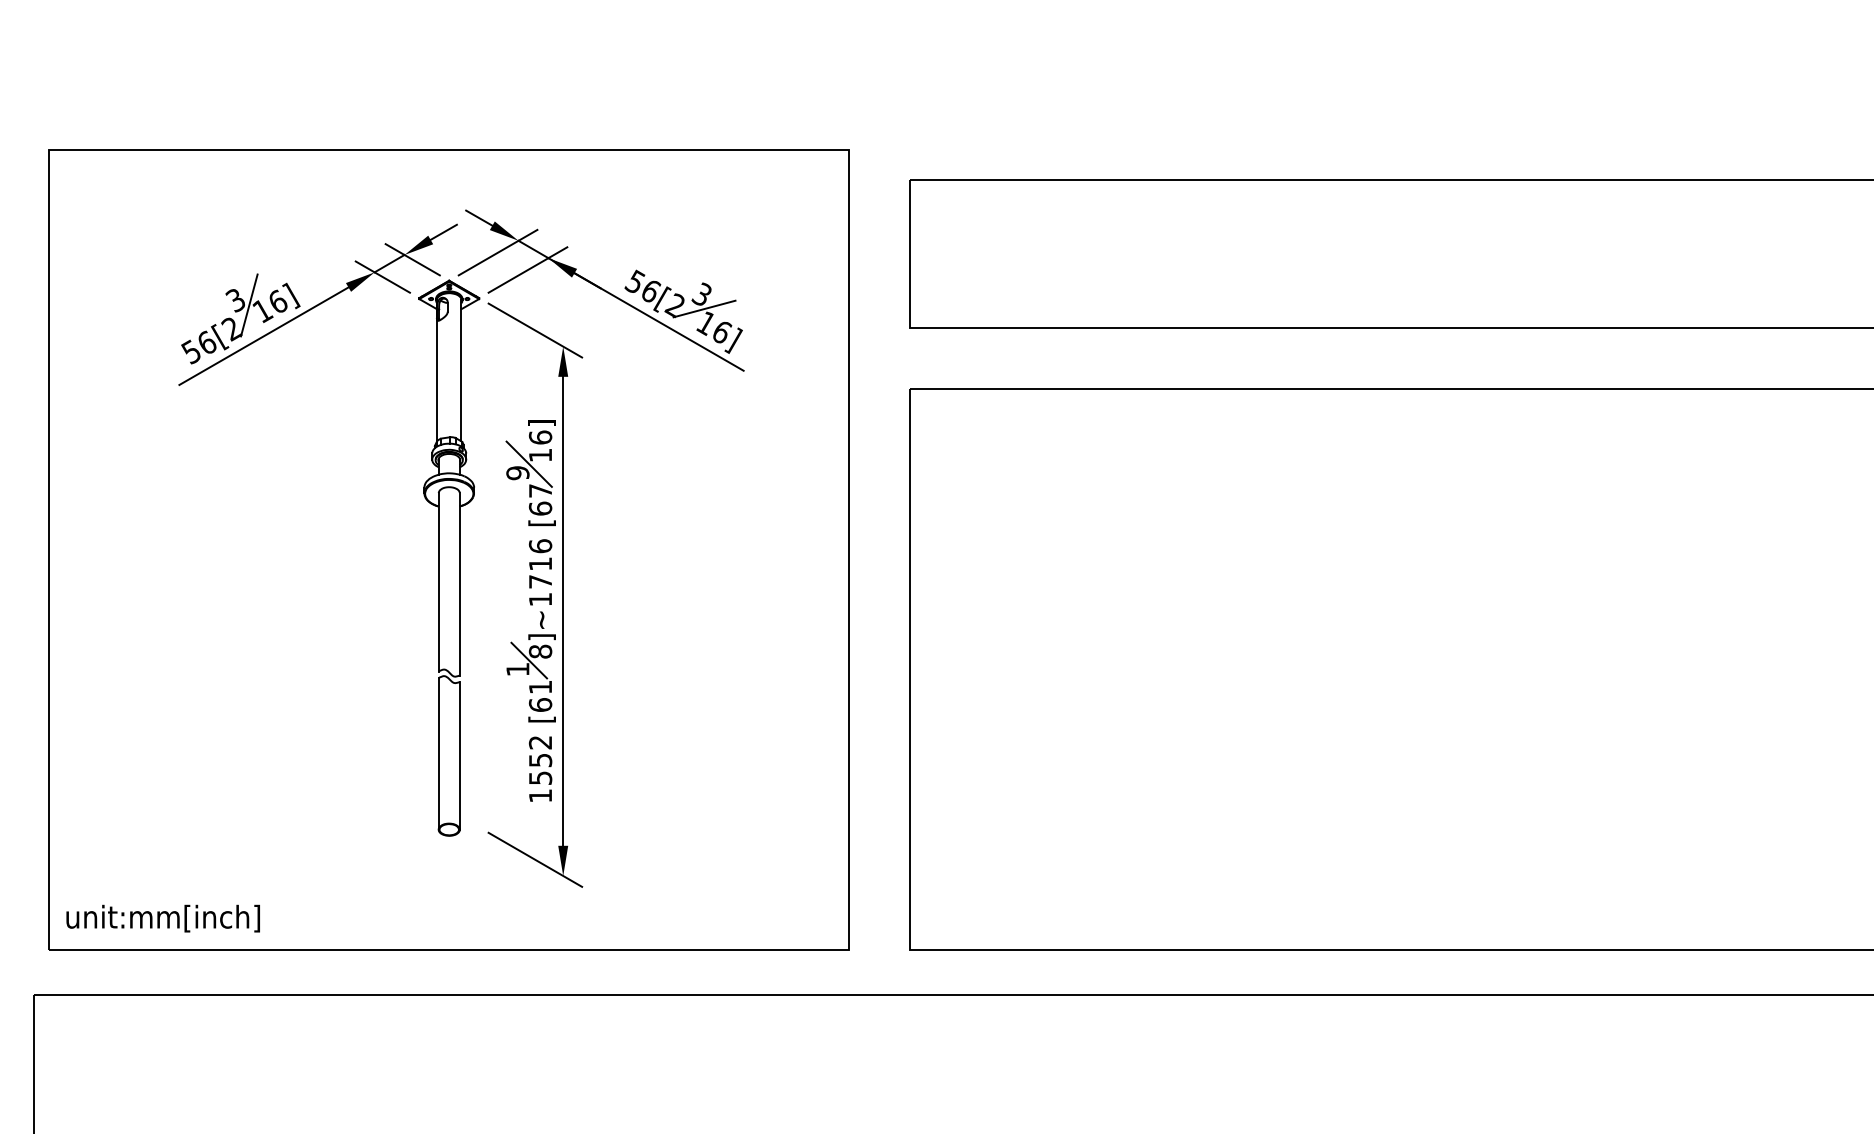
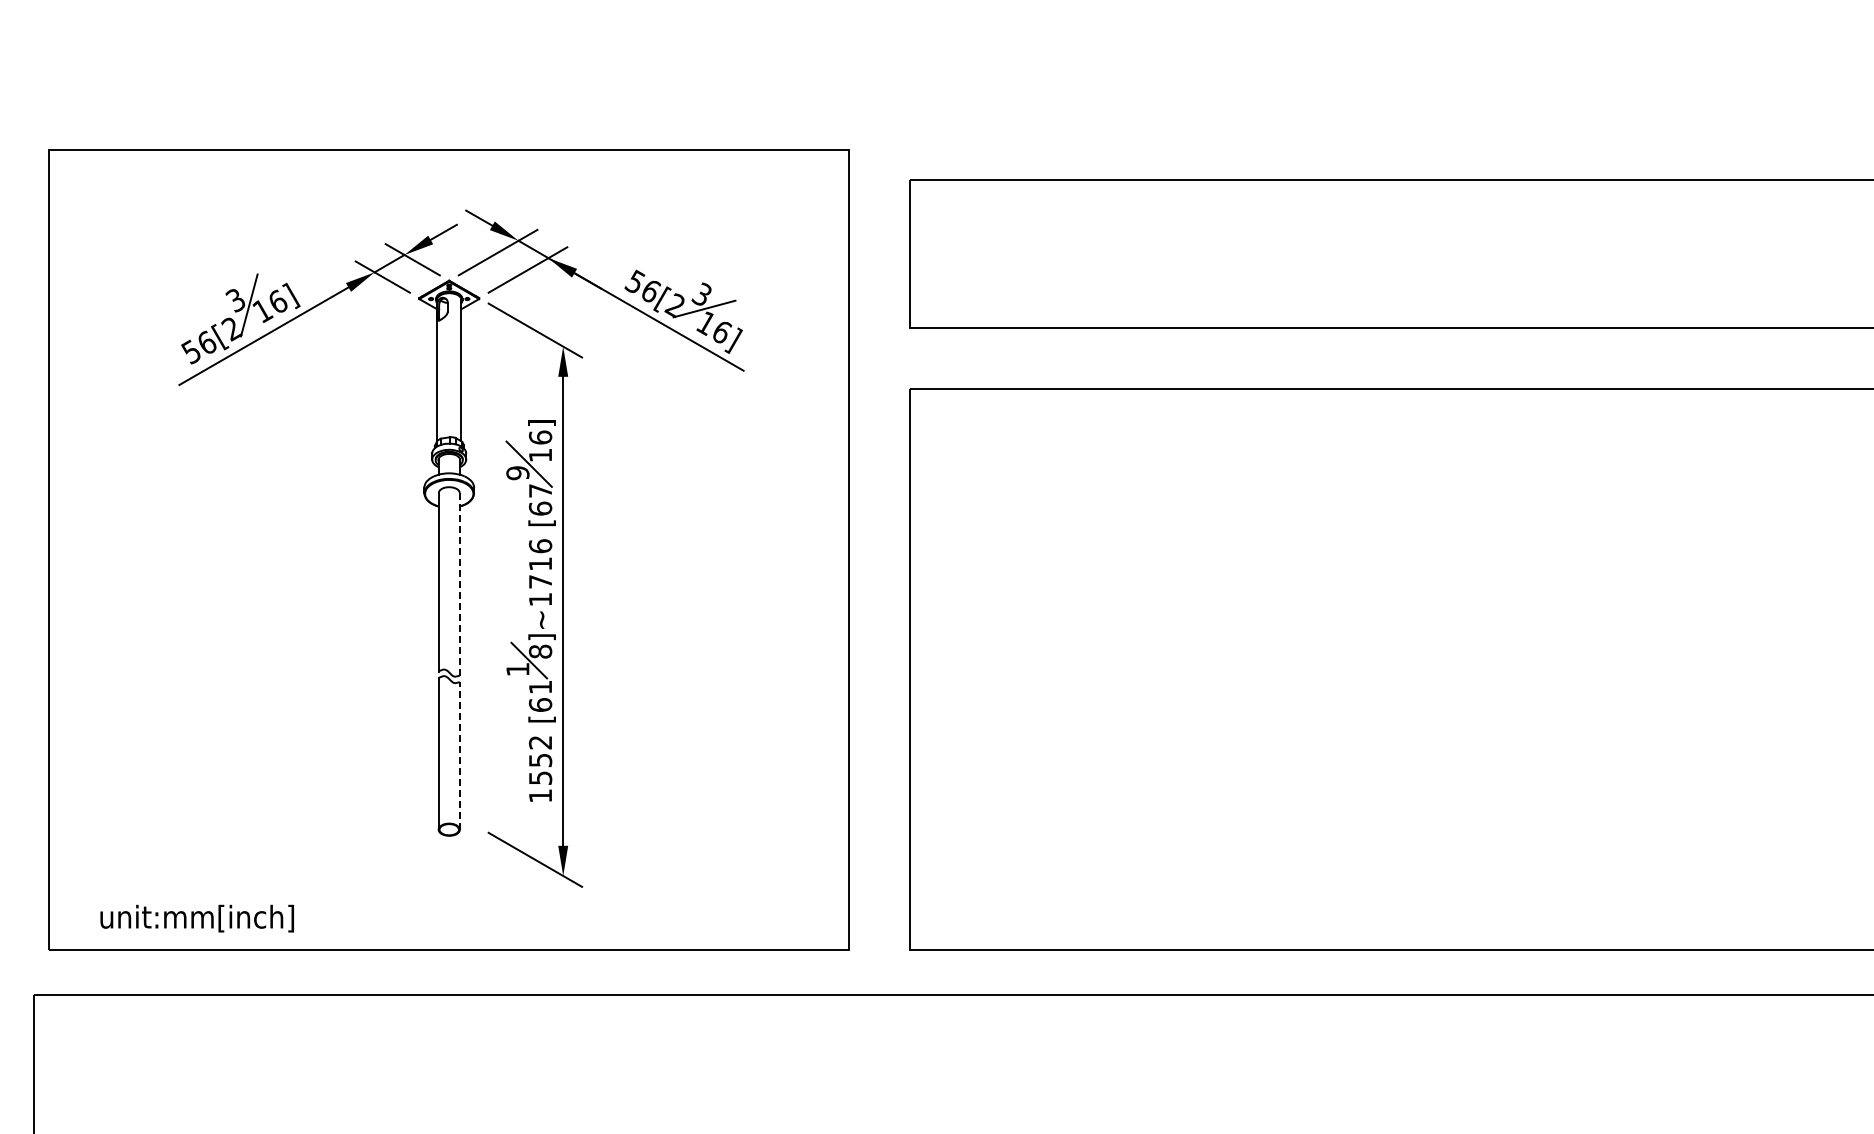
line: solid -> dashed (459, 583)
line: solid -> dashed (459, 755)
text position: (162, 918) -> (196, 918) (196, 918)
